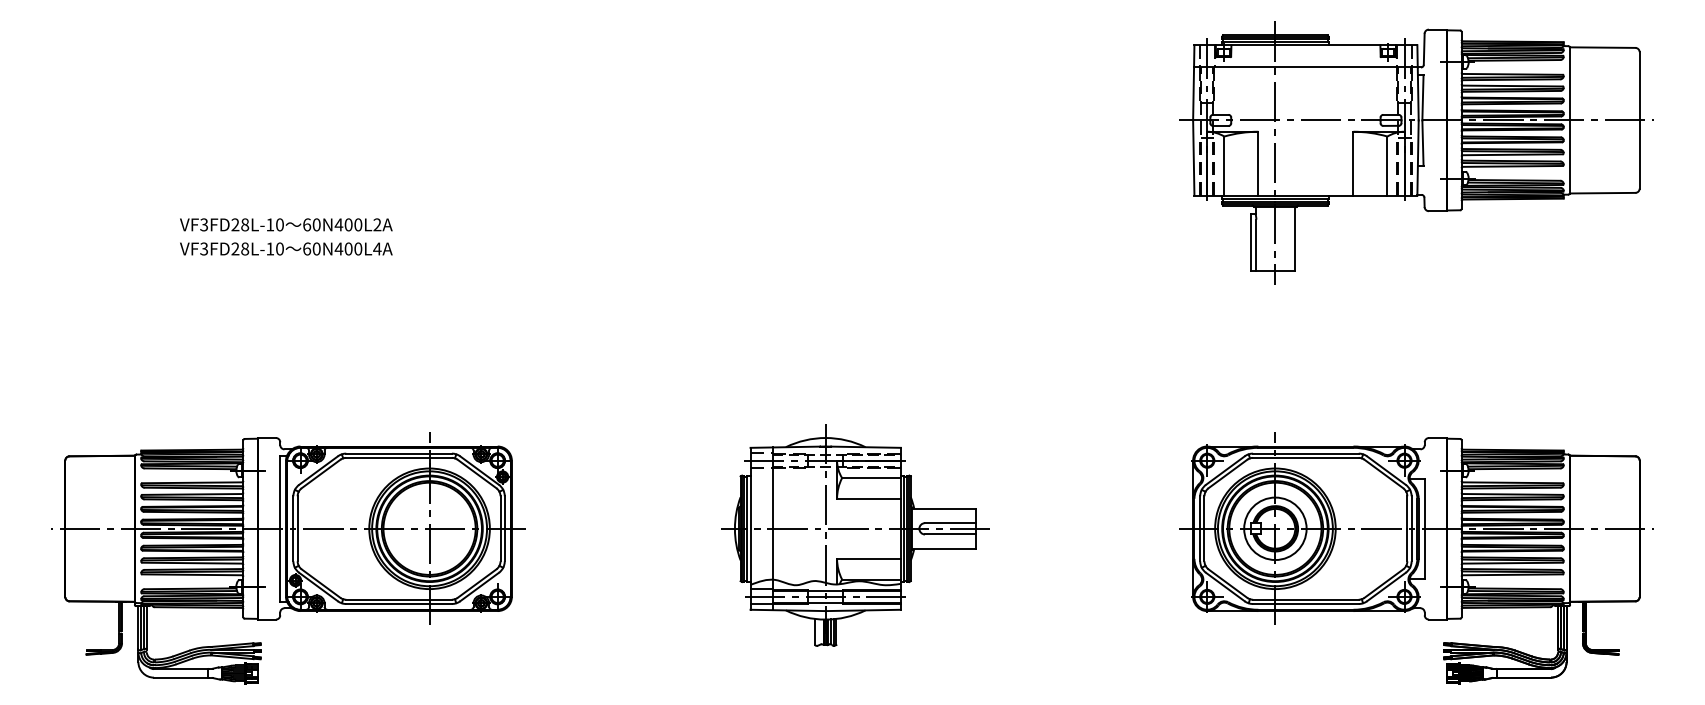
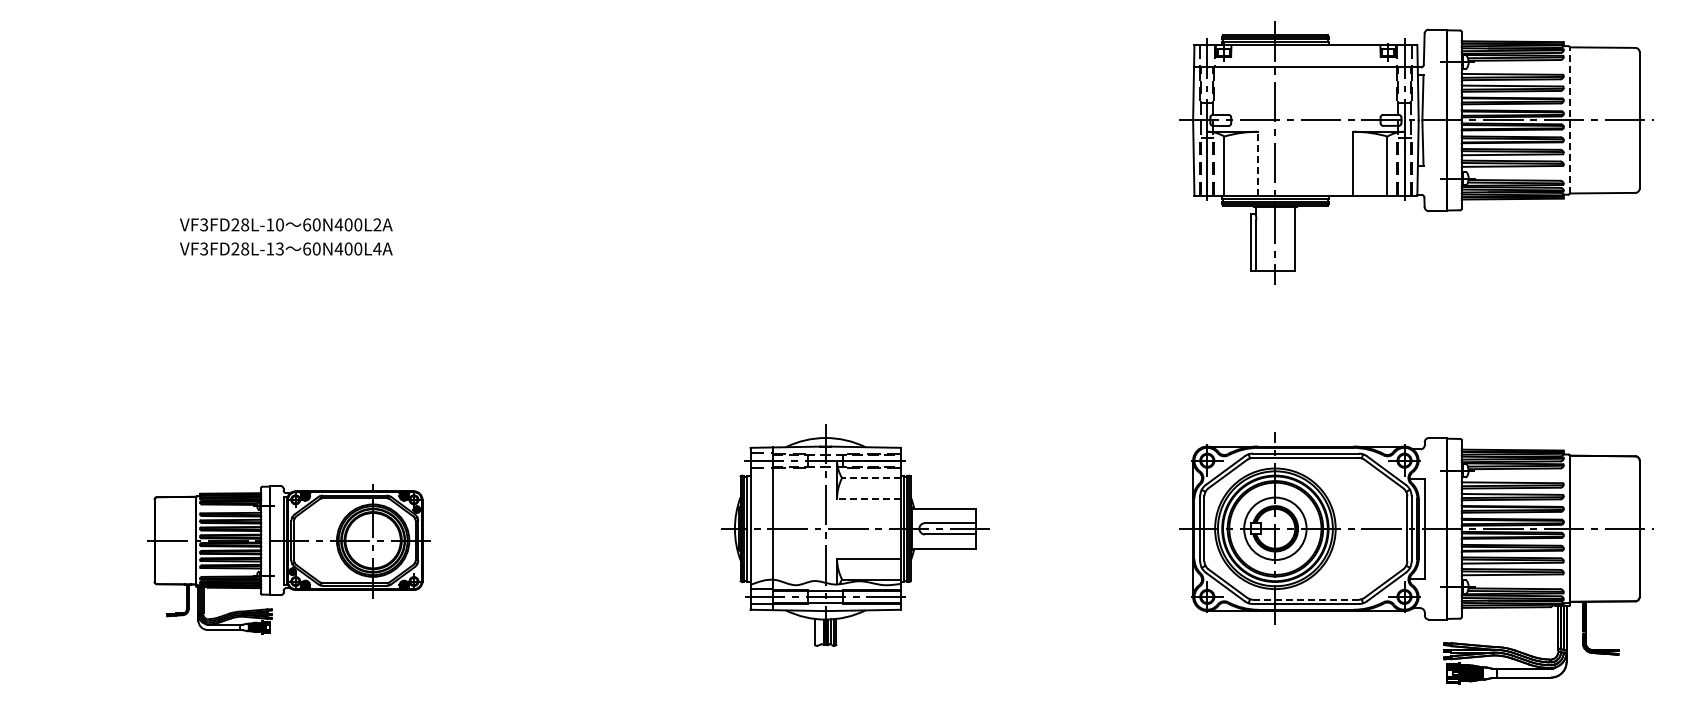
line: solid -> dashed (1570, 119)
line: solid -> dashed (1258, 163)
text: VF3FD28L-10 -> VF3FD28L-13 (279, 248)
line: solid -> dashed (871, 478)
line: solid -> dashed (869, 498)
part size: 475x253 px -> 284x151 px (288, 559)
line: solid -> dashed (1305, 599)
